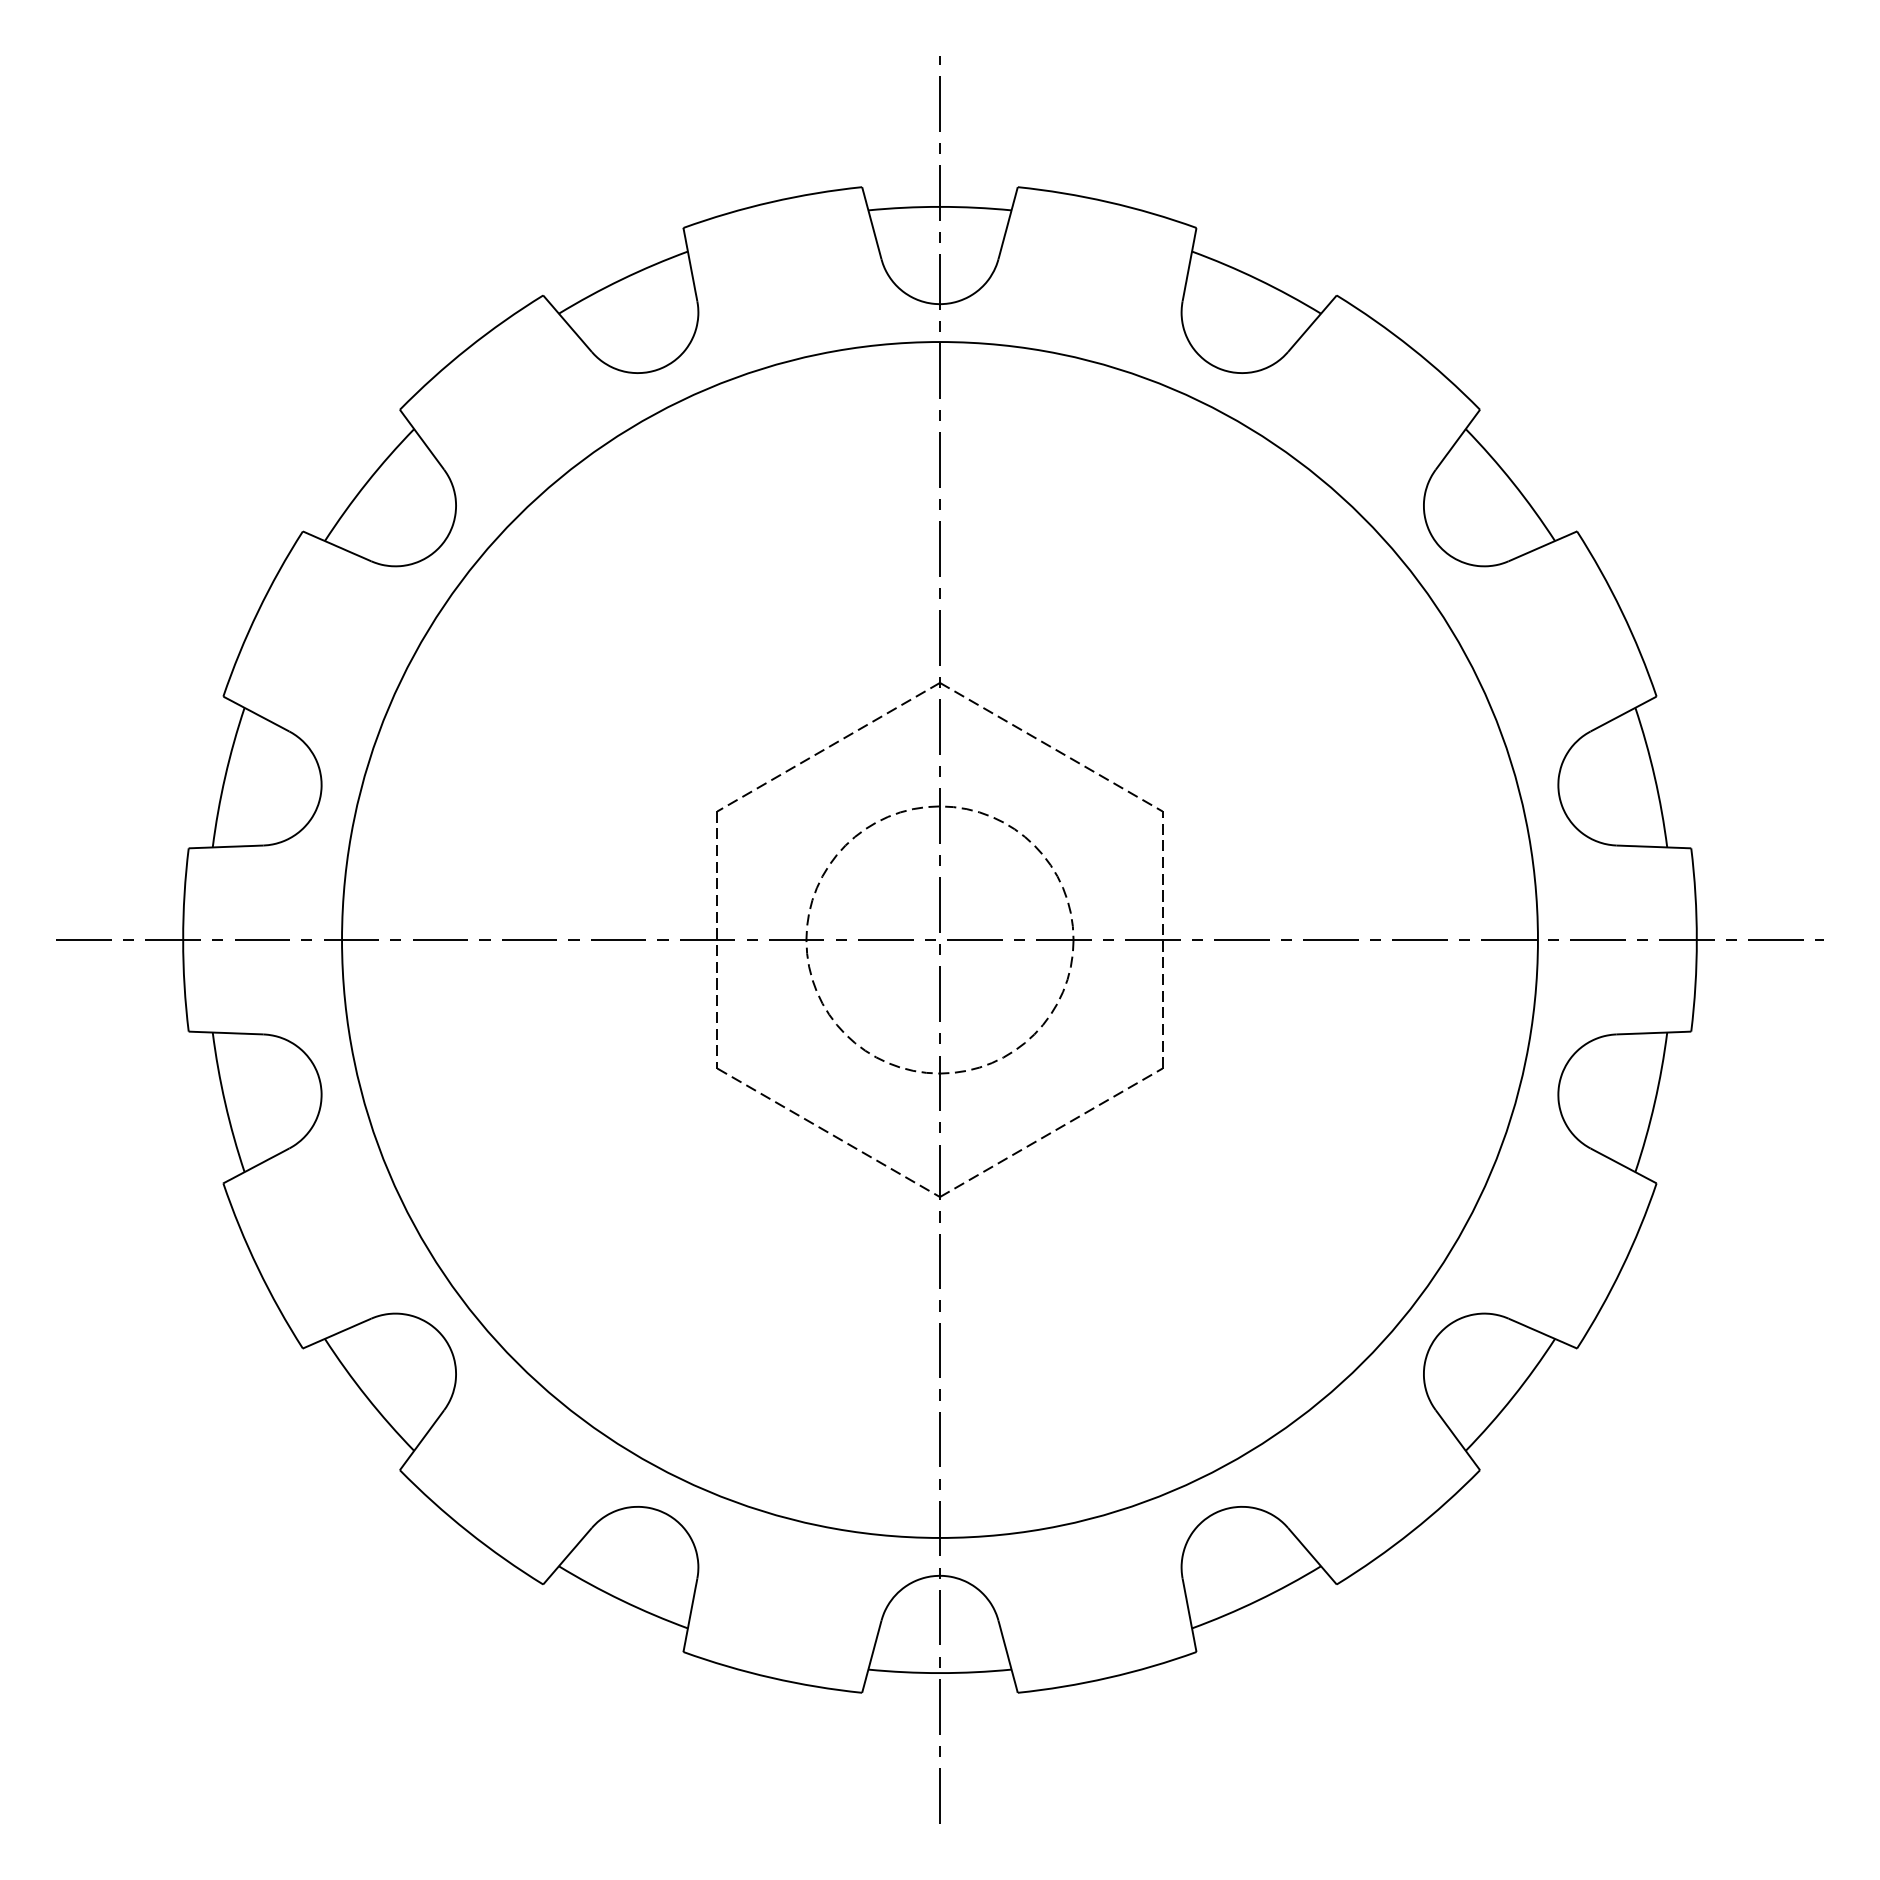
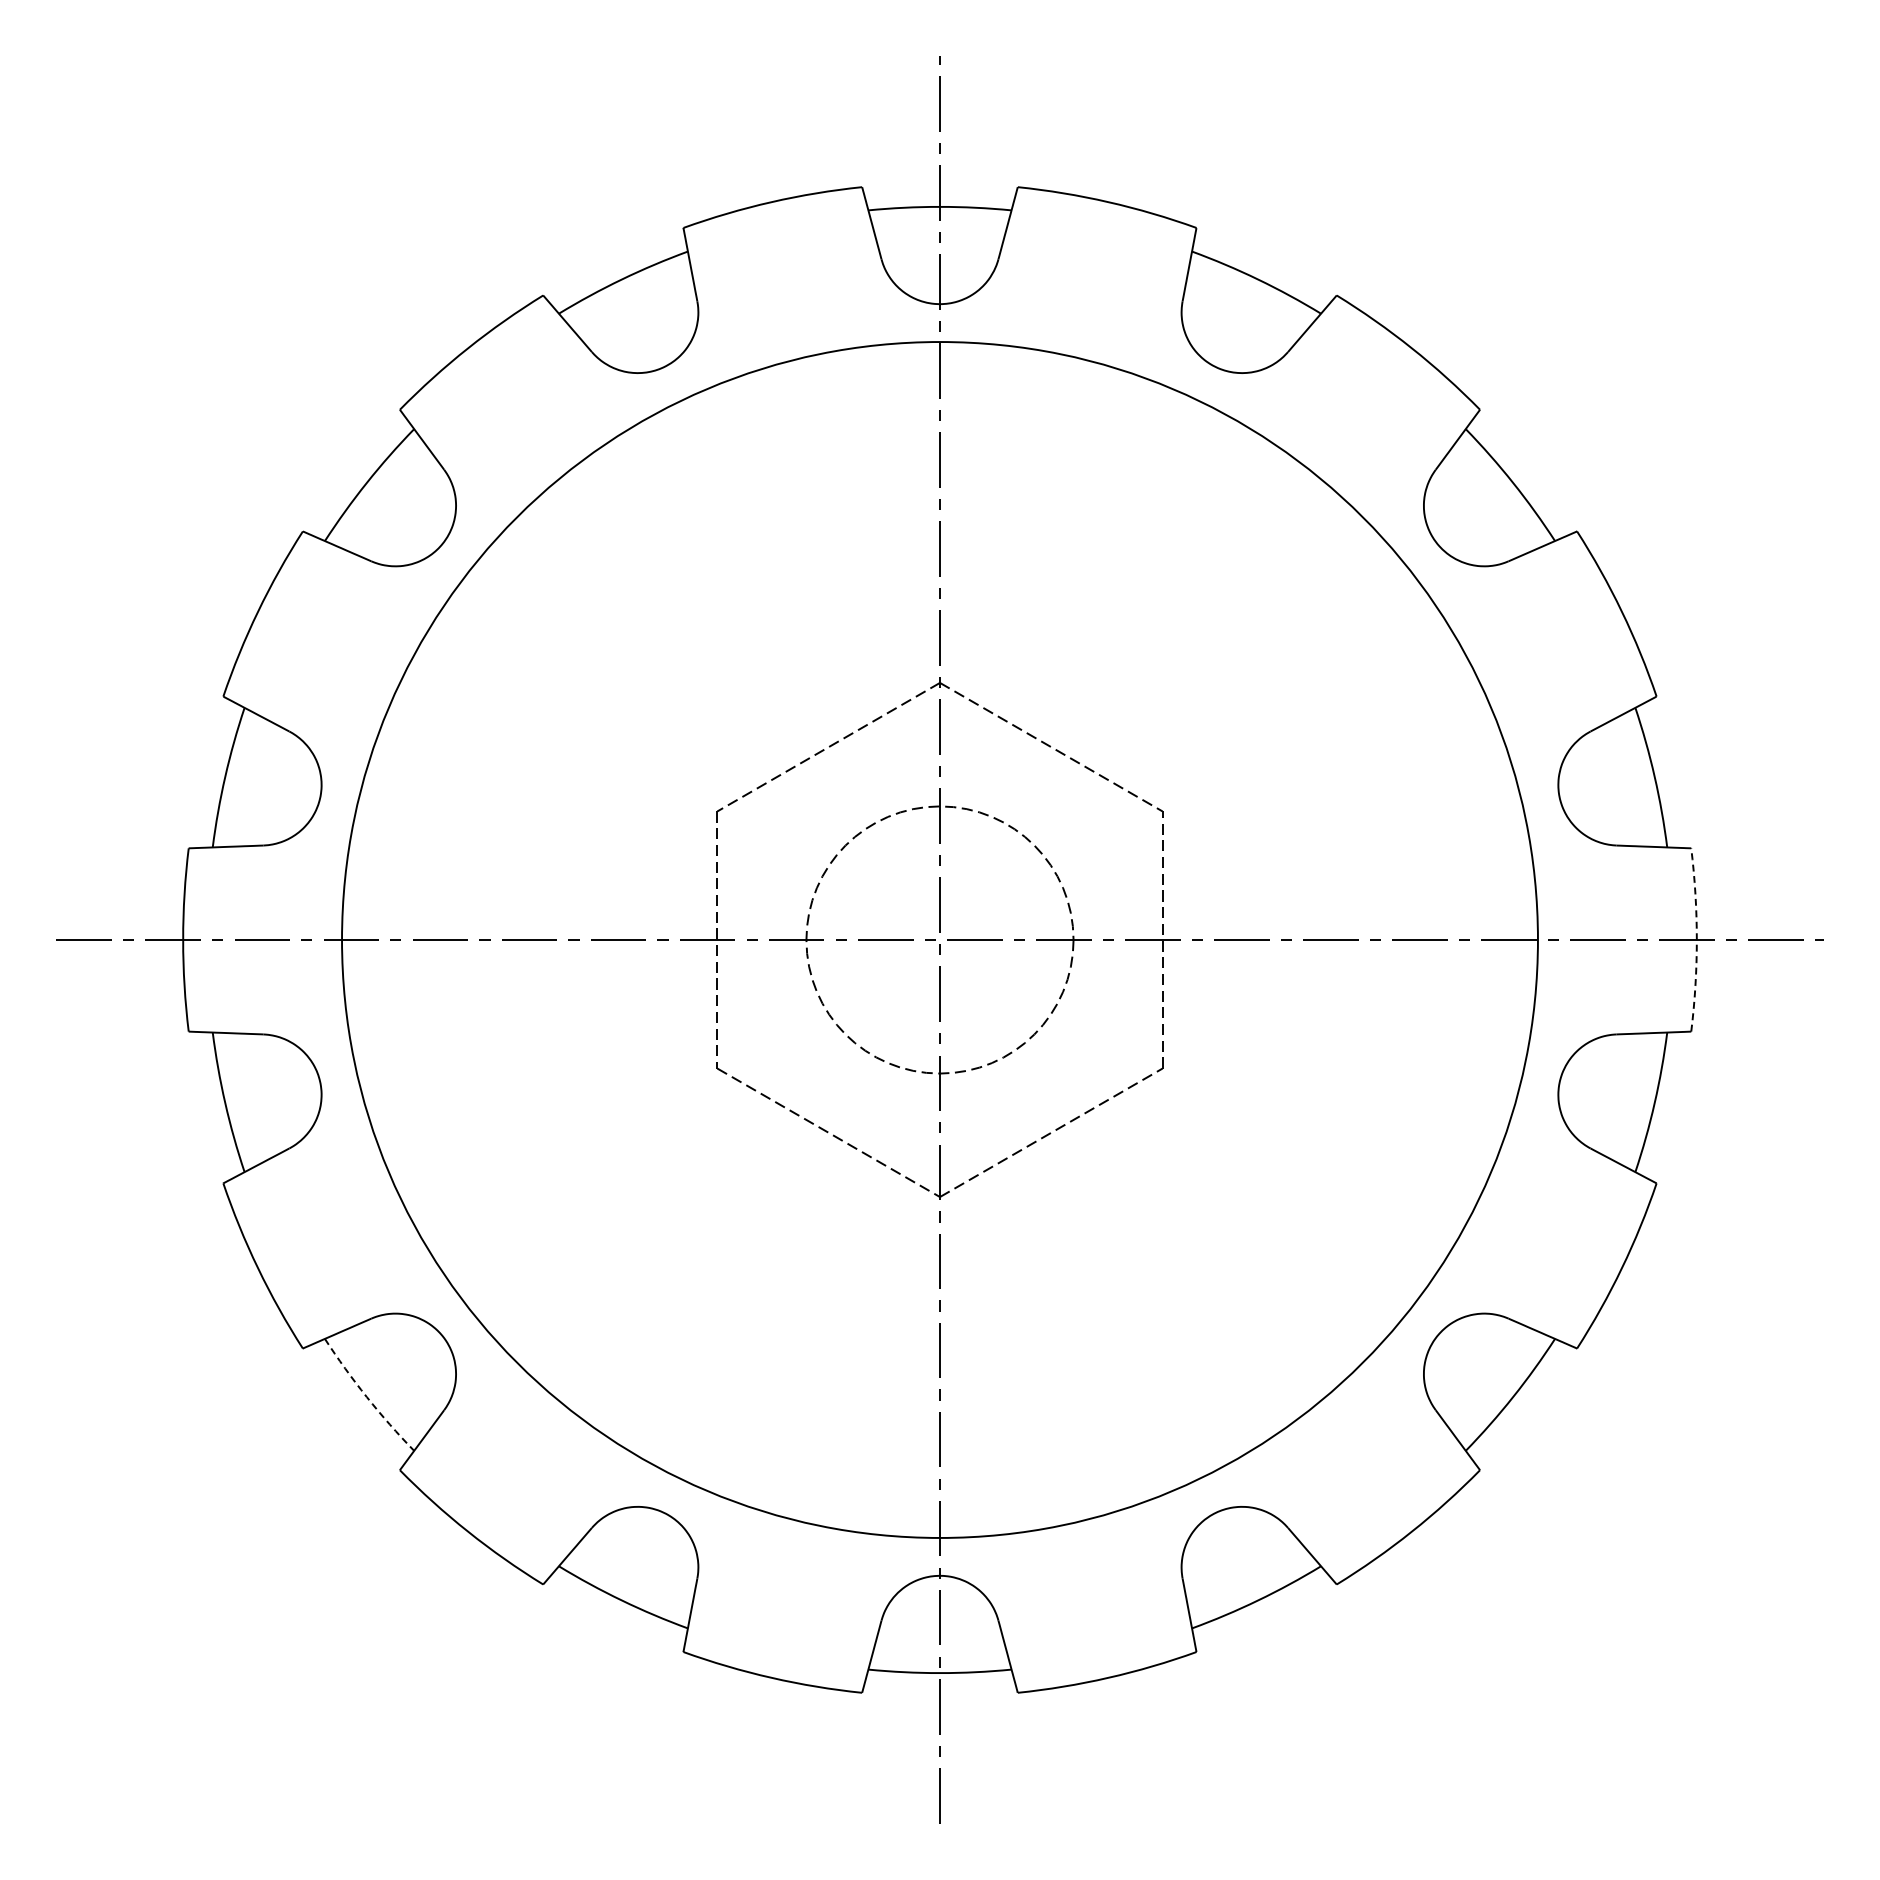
arc: solid -> dashed (1696, 940)
arc: solid -> dashed (366, 1397)
